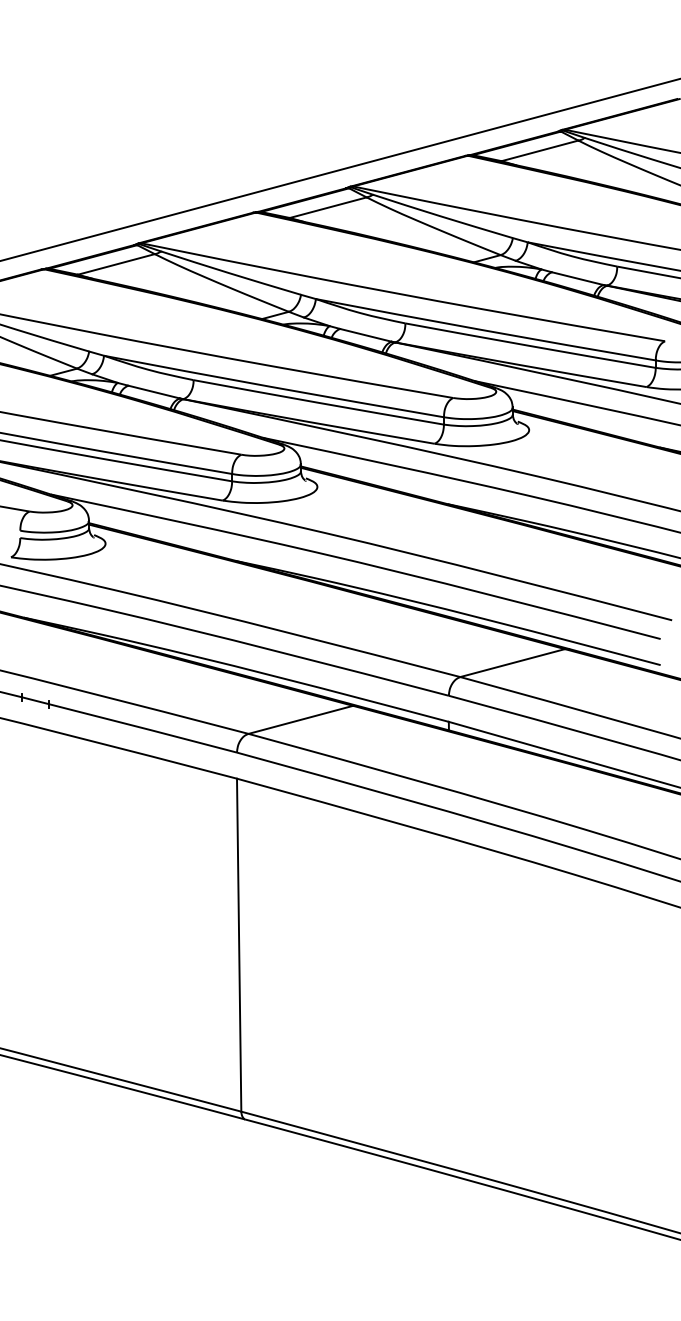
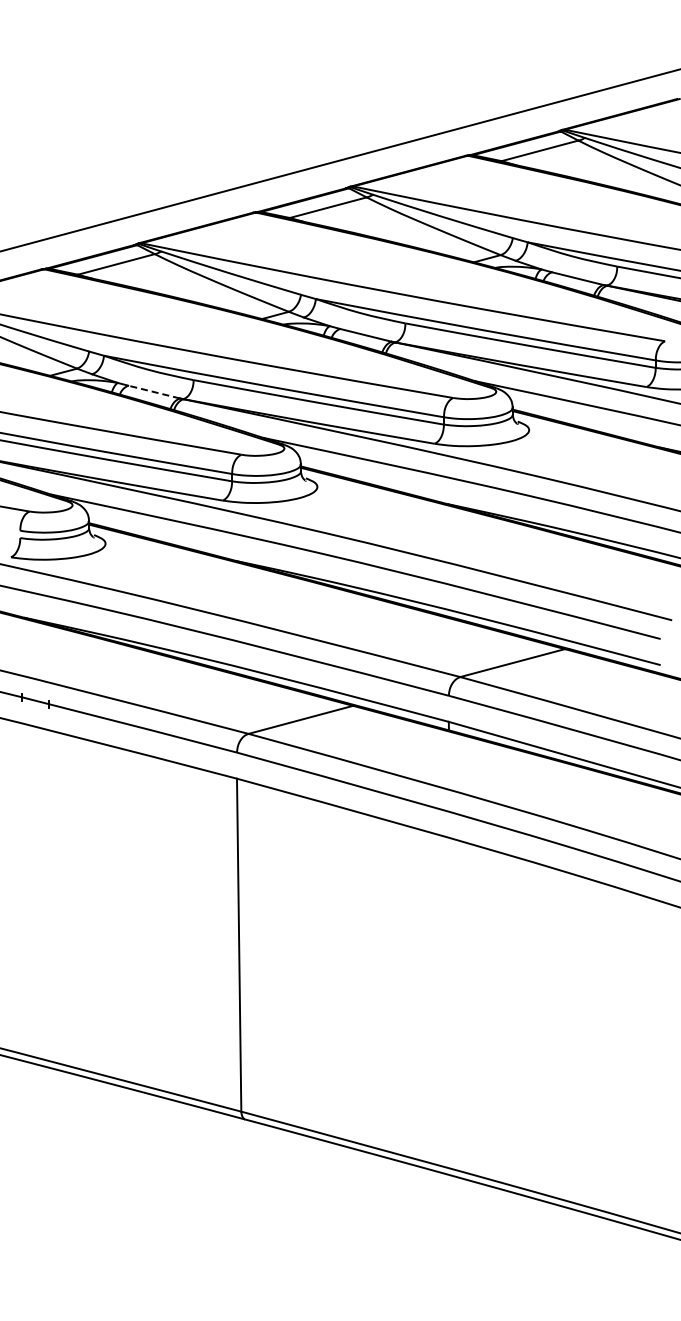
line position: (339, 169) -> (339, 160) (339, 160)
line: solid -> dashed (154, 392)
